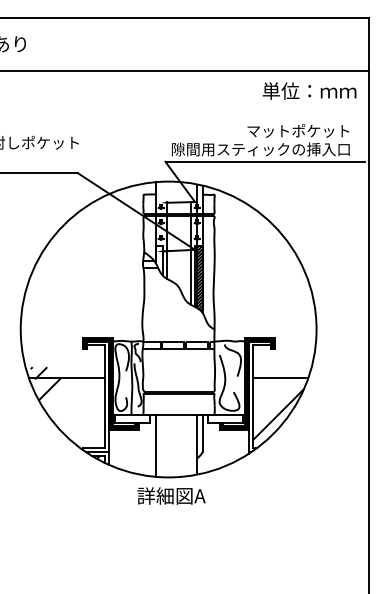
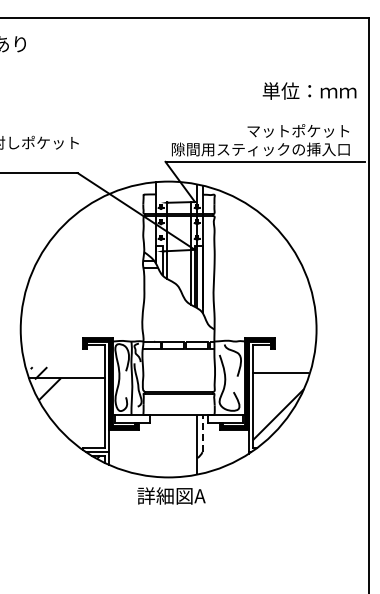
line: present -> none (185, 71)
hatch: present -> none (199, 278)
line position: (280, 378) -> (280, 373) (280, 373)
line: solid -> dashed (202, 433)
line: present -> none (155, 445)
